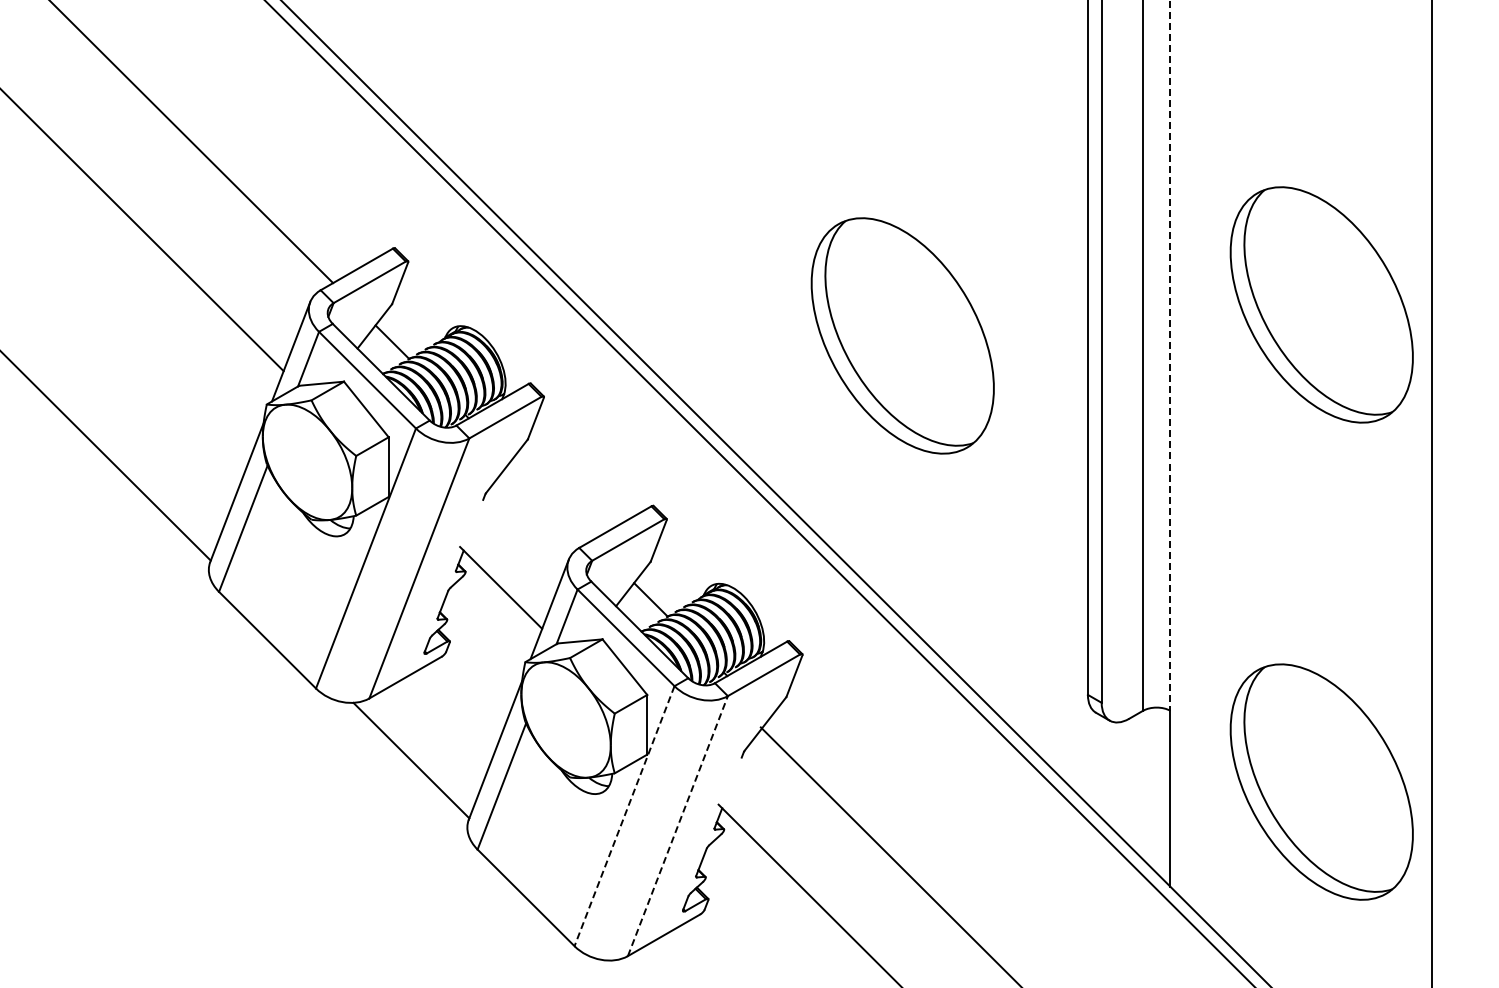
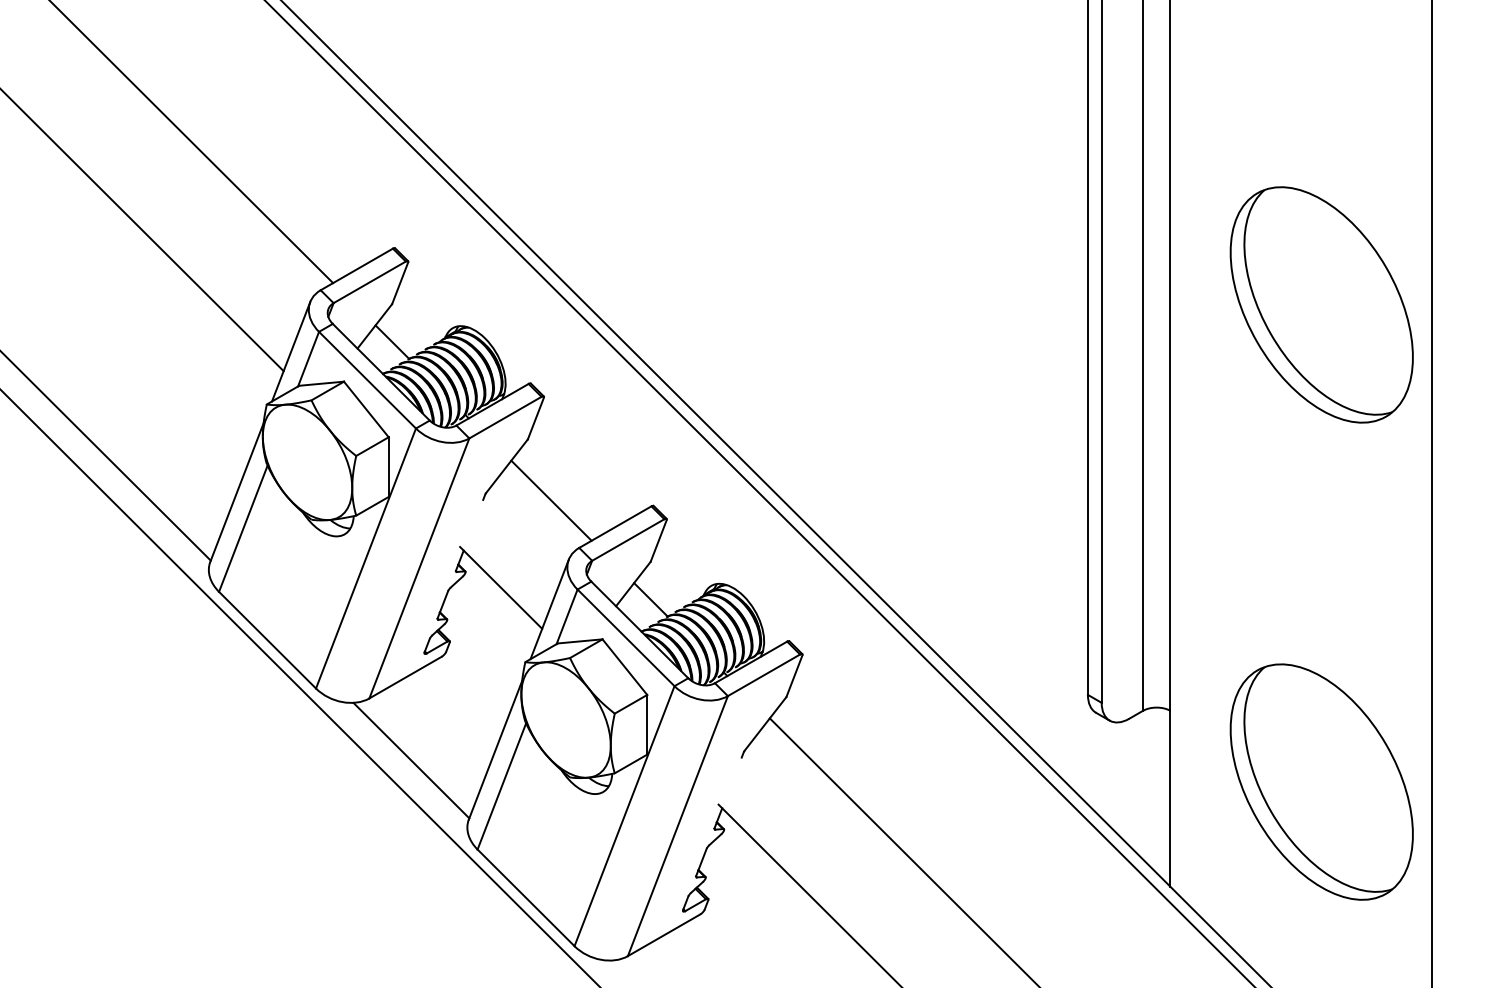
part: present -> none (902, 335)
line: dashed -> solid (1170, 355)
line: none -> present (551, 500)
line: none -> present (299, 687)
line: dashed -> solid (624, 816)
line: dashed -> solid (678, 825)
line position: (889, 855) -> (902, 851) (902, 851)
